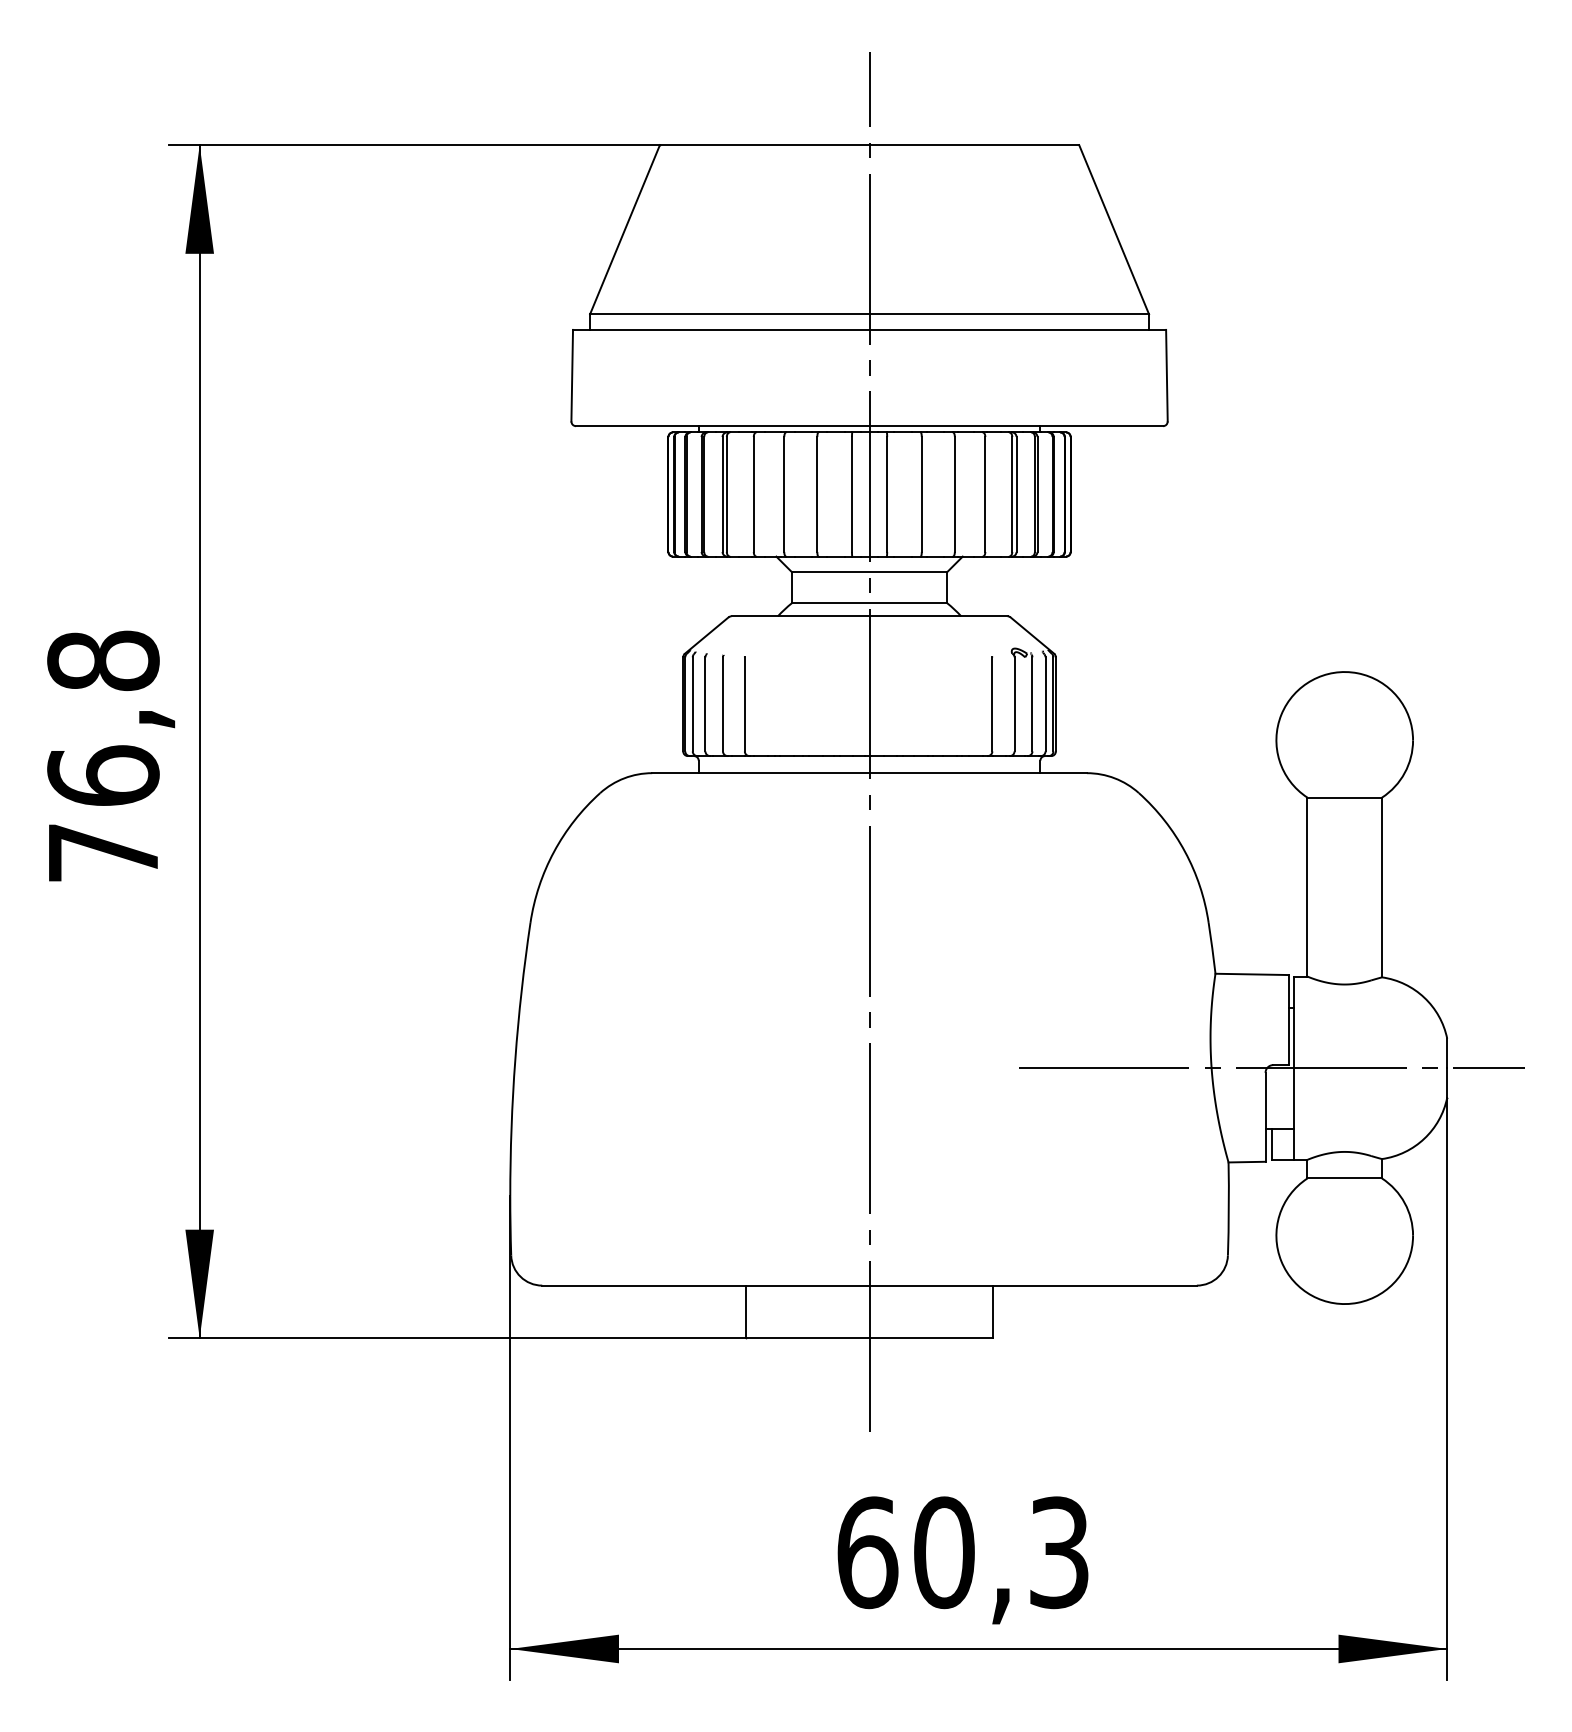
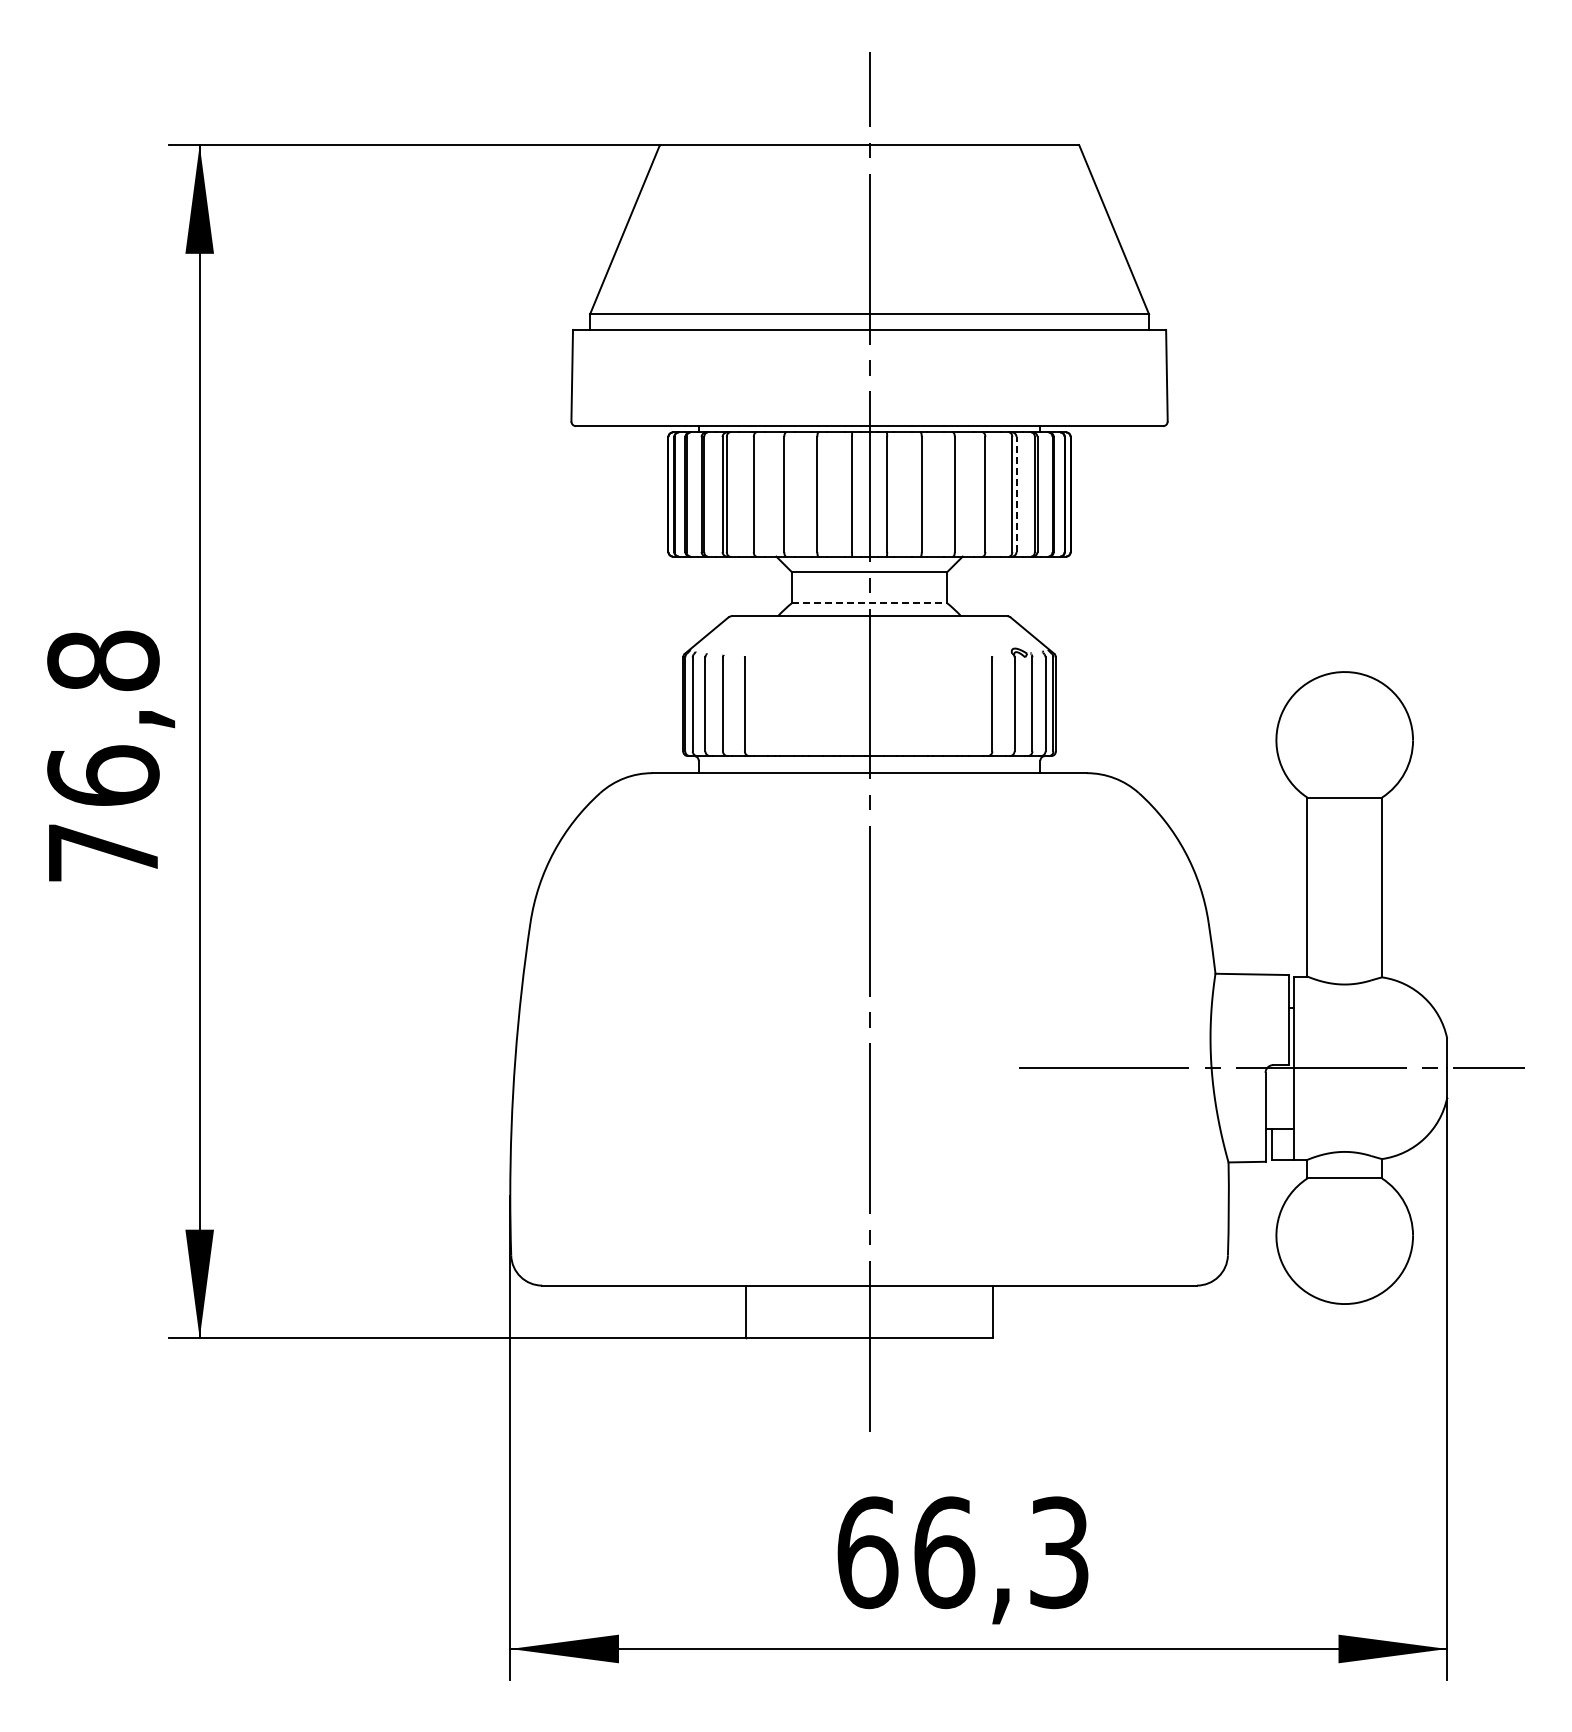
line: solid -> dashed (1016, 494)
line: solid -> dashed (869, 603)
text: 60,3 -> 66,3 (944, 1552)
